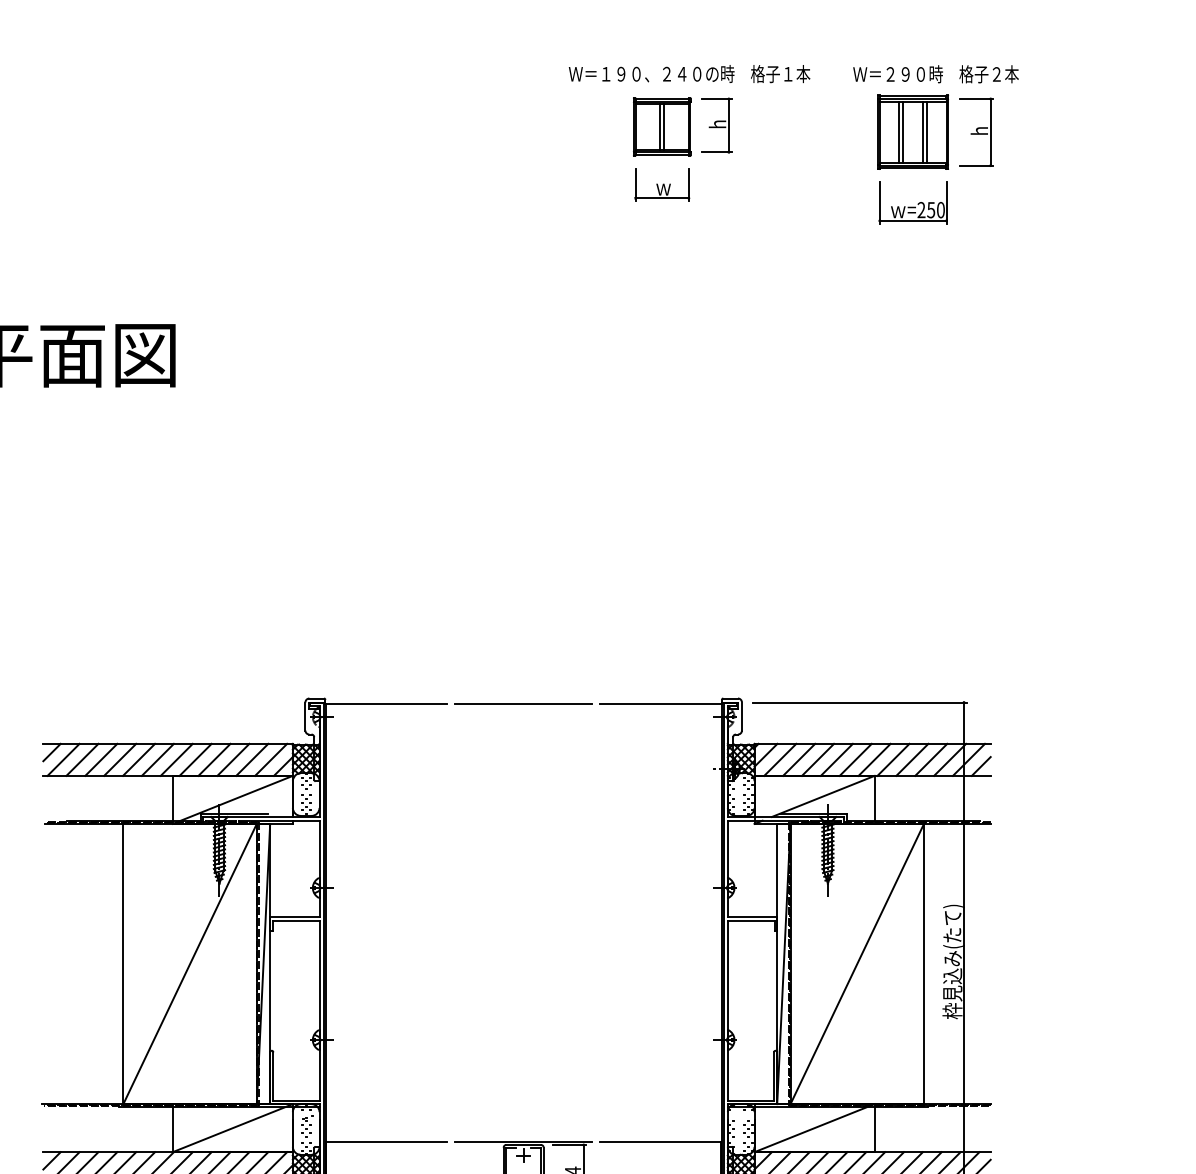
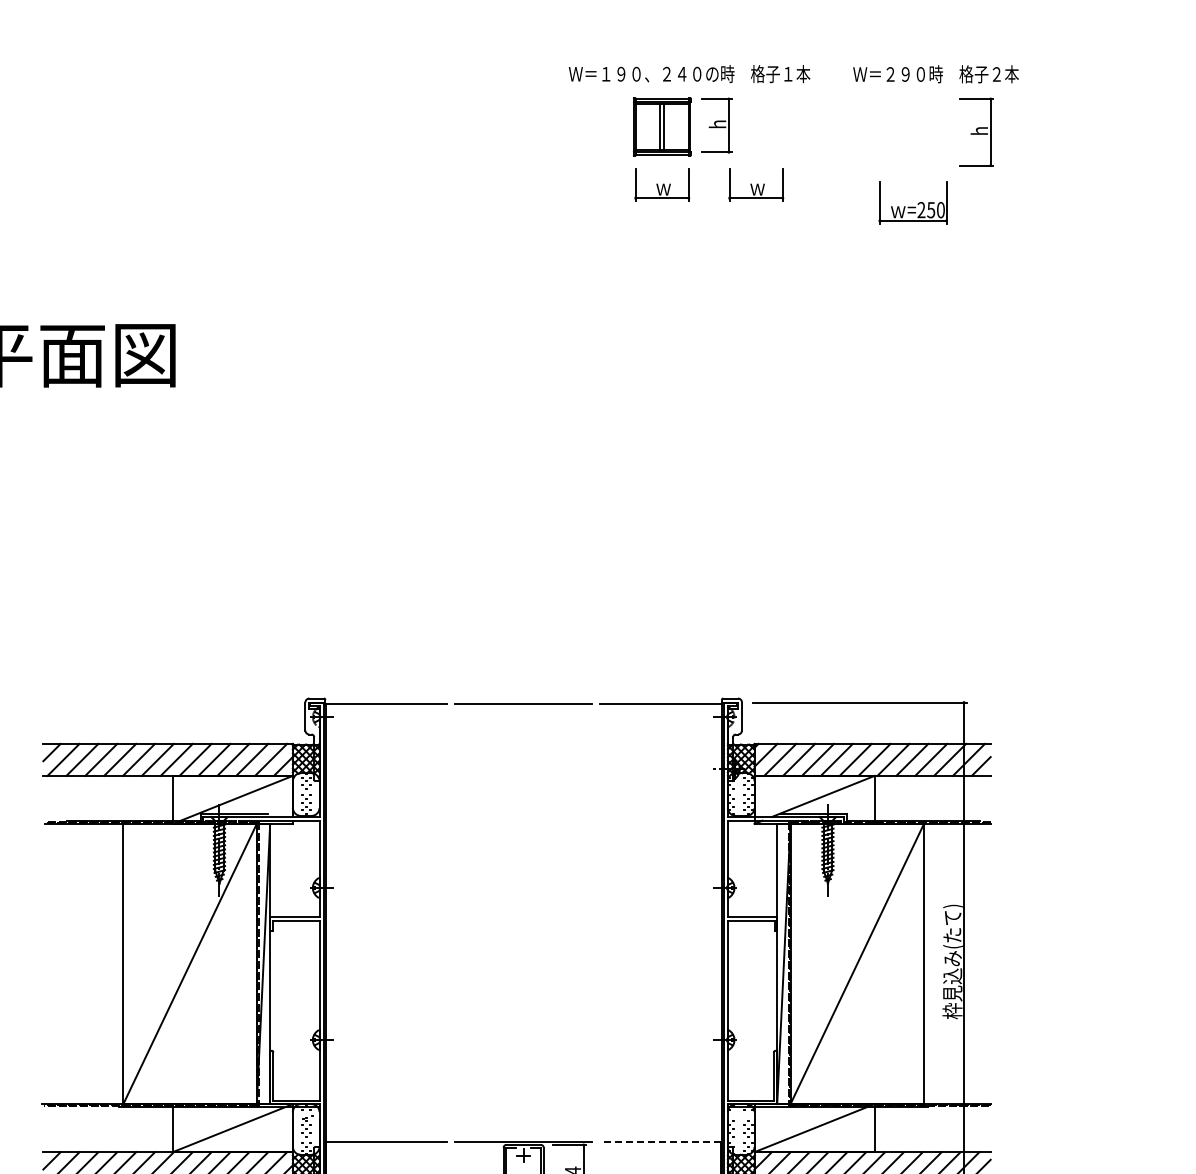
part: present -> none (912, 131)
part: none -> present (756, 184)
line: solid -> dashed (660, 1141)
